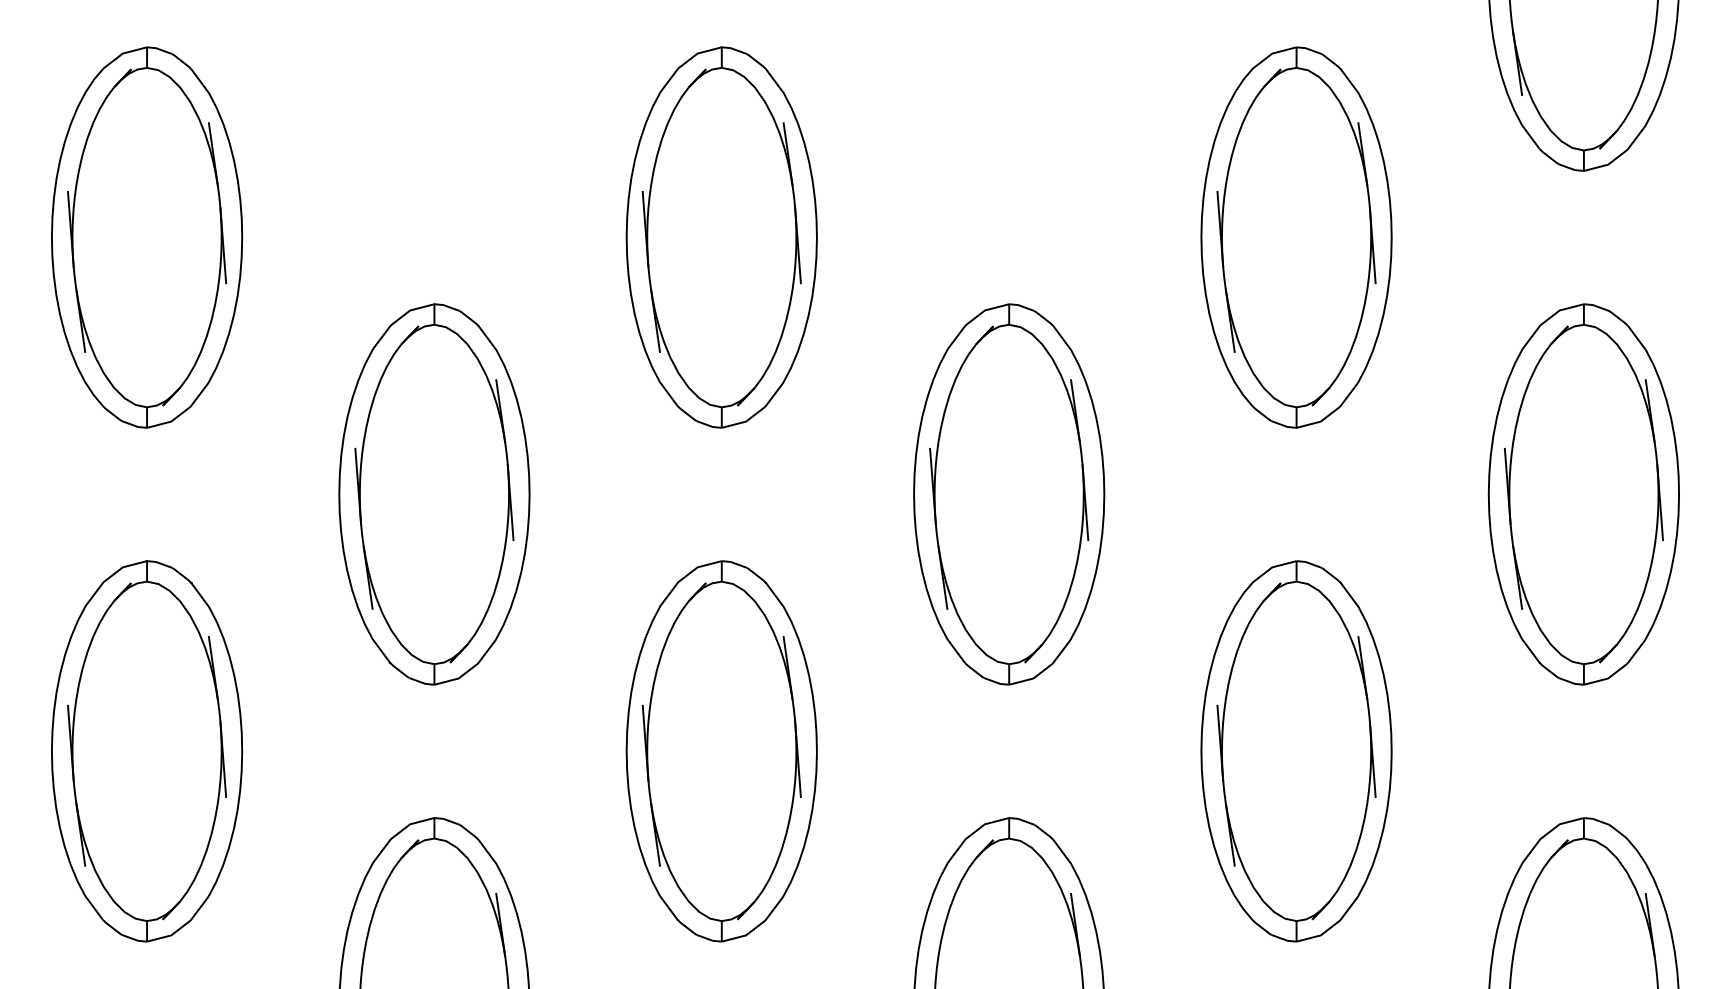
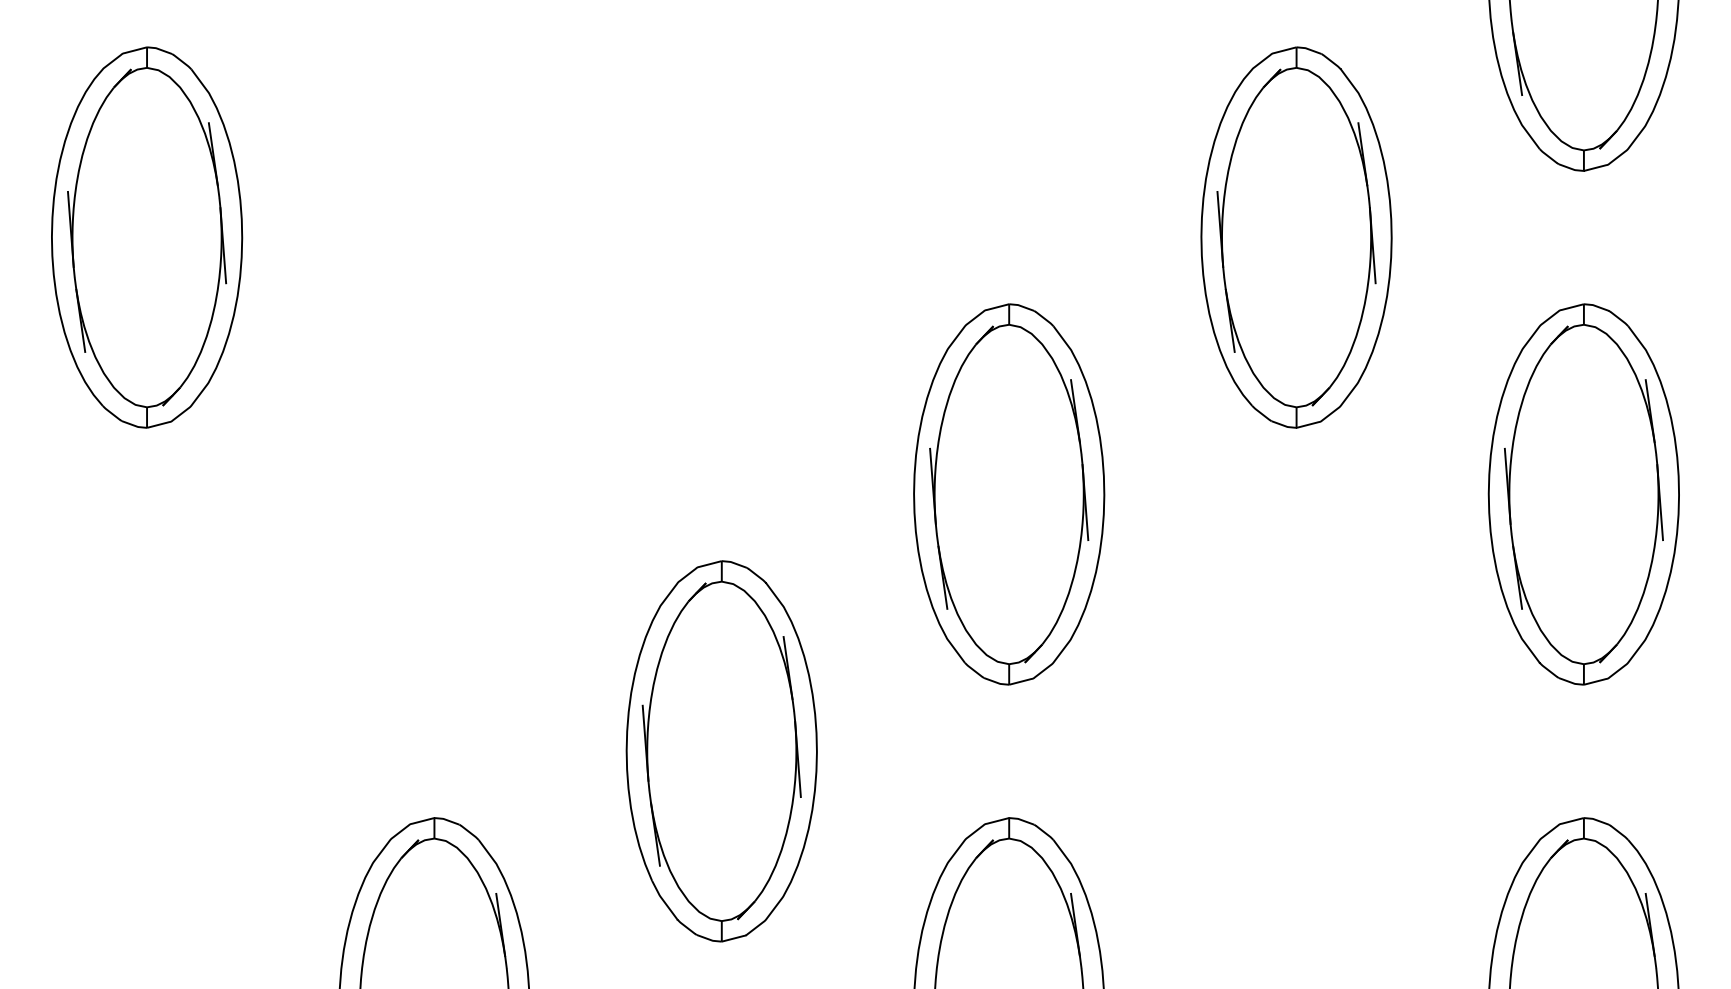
part: present -> none (721, 237)
part: present -> none (434, 494)
part: present -> none (147, 751)
part: present -> none (1296, 751)
